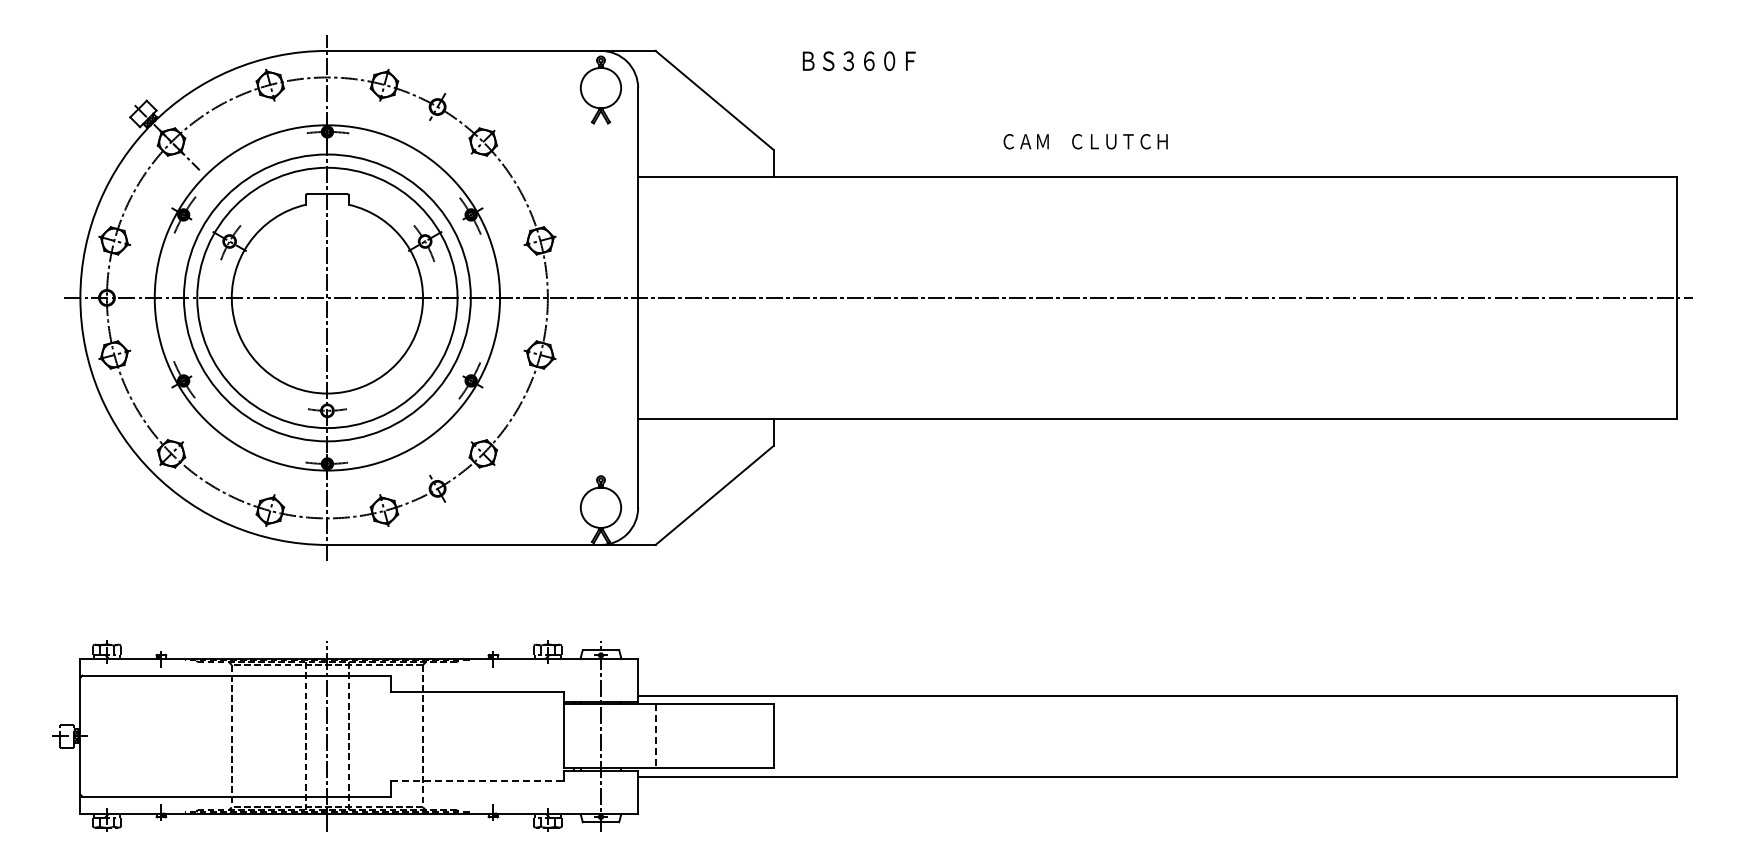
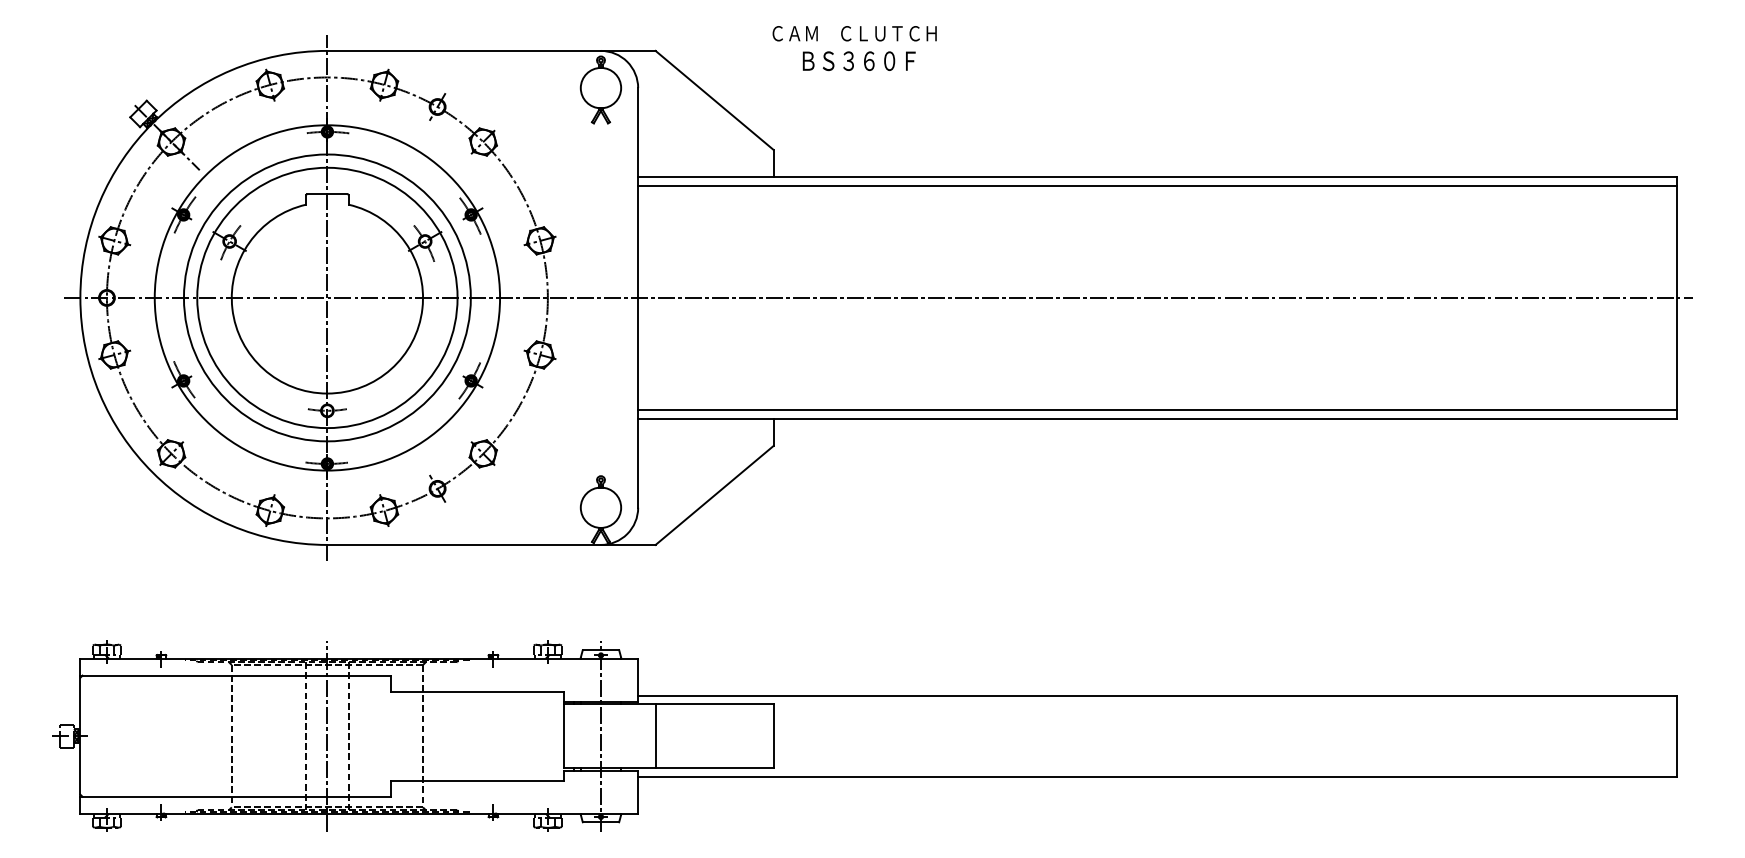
text position: (1085, 141) -> (854, 33) (854, 33)
line: none -> present (1157, 185)
line: none -> present (1157, 410)
line: dashed -> solid (655, 736)
line: dashed -> solid (477, 780)
